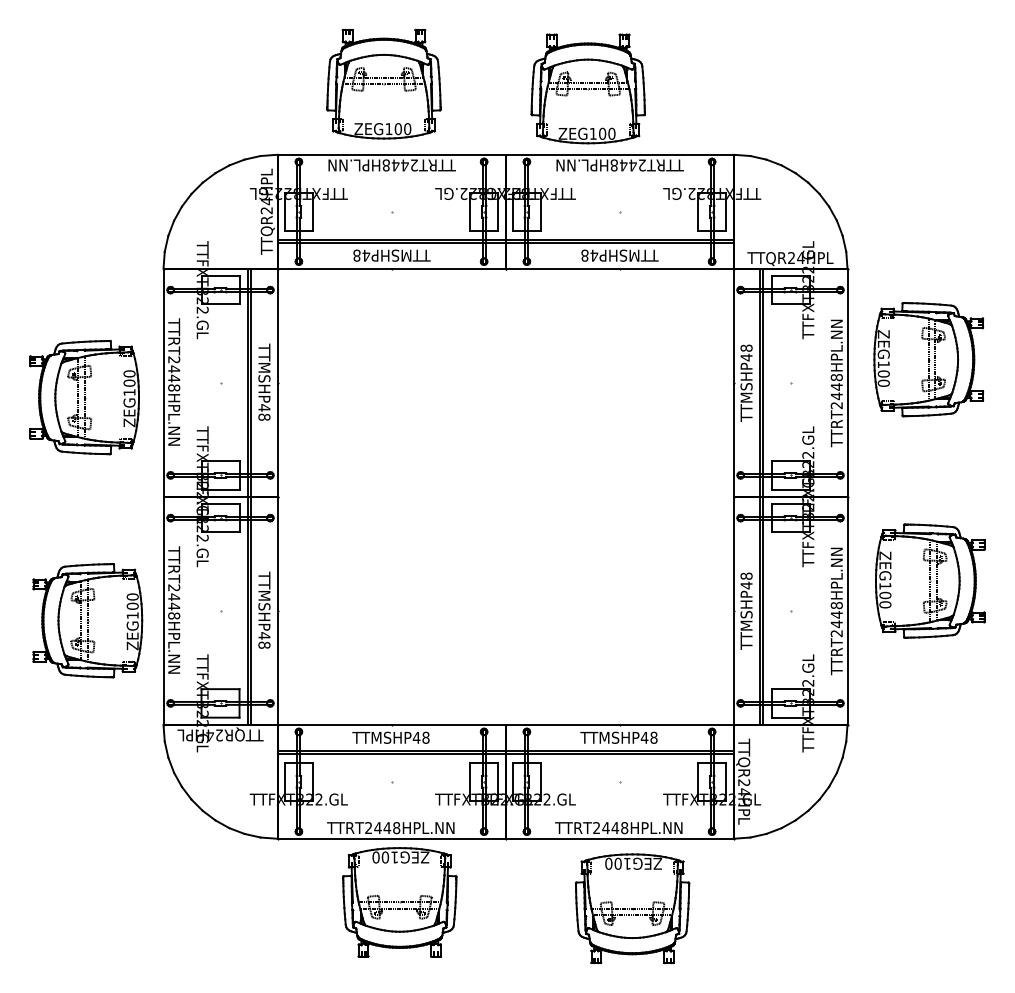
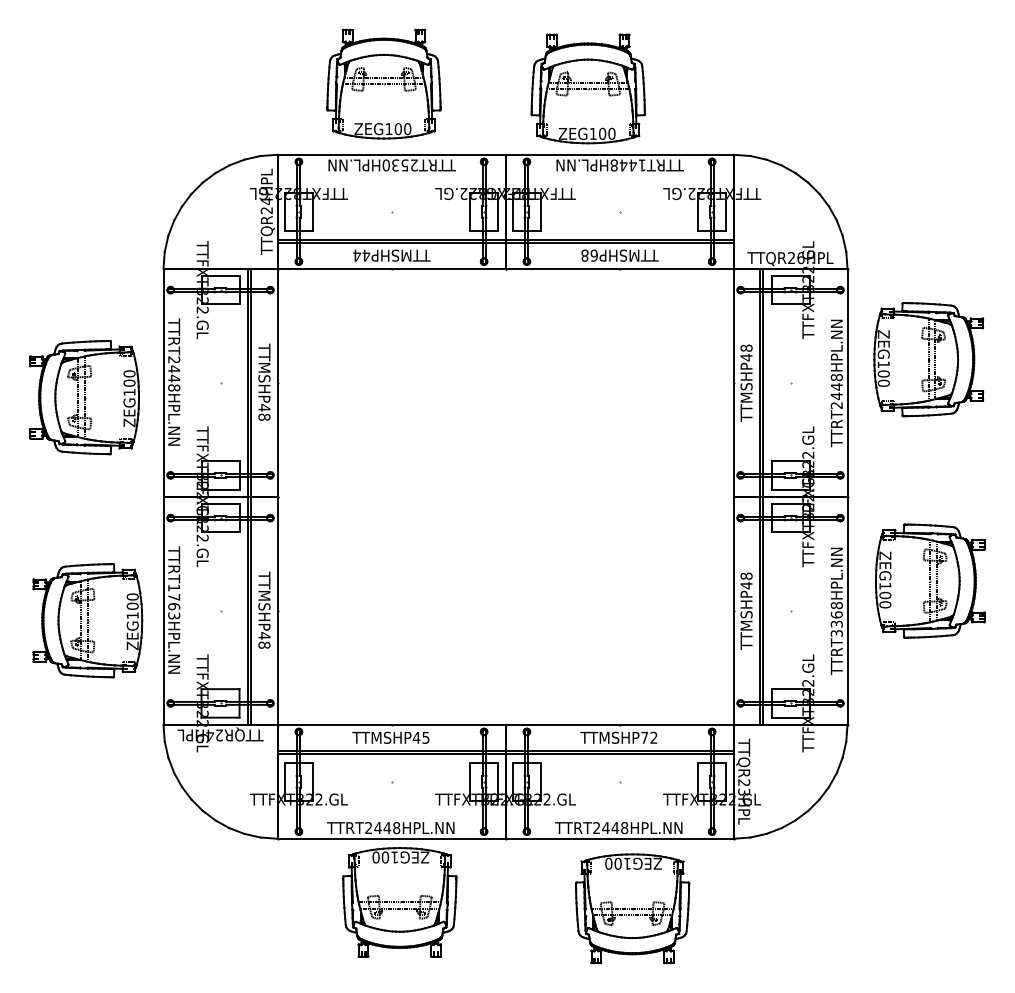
text: TTRT2448HPL.NN -> TTRT2530HPL.NN (395, 165)
text: TTRT2448HPL.NN -> TTRT1448HPL.NN (642, 165)
text: TTMSHP48 -> TTMSHP44 (356, 255)
text: TTMSHP48 -> TTMSHP68 (594, 255)
text: TTQR24HPL -> TTQR26HPL (800, 258)
text: TTRT2448HPL.NN -> TTRT1763HPL.NN (174, 601)
text: TTRT2448HPL.NN -> TTRT3368HPL.NN (836, 623)
text: TTMSHP48 -> TTMSHP45 (425, 737)
text: TTMSHP48 -> TTMSHP72 (648, 737)
text: TTQR24HPL -> TTQR23HPL (744, 791)
